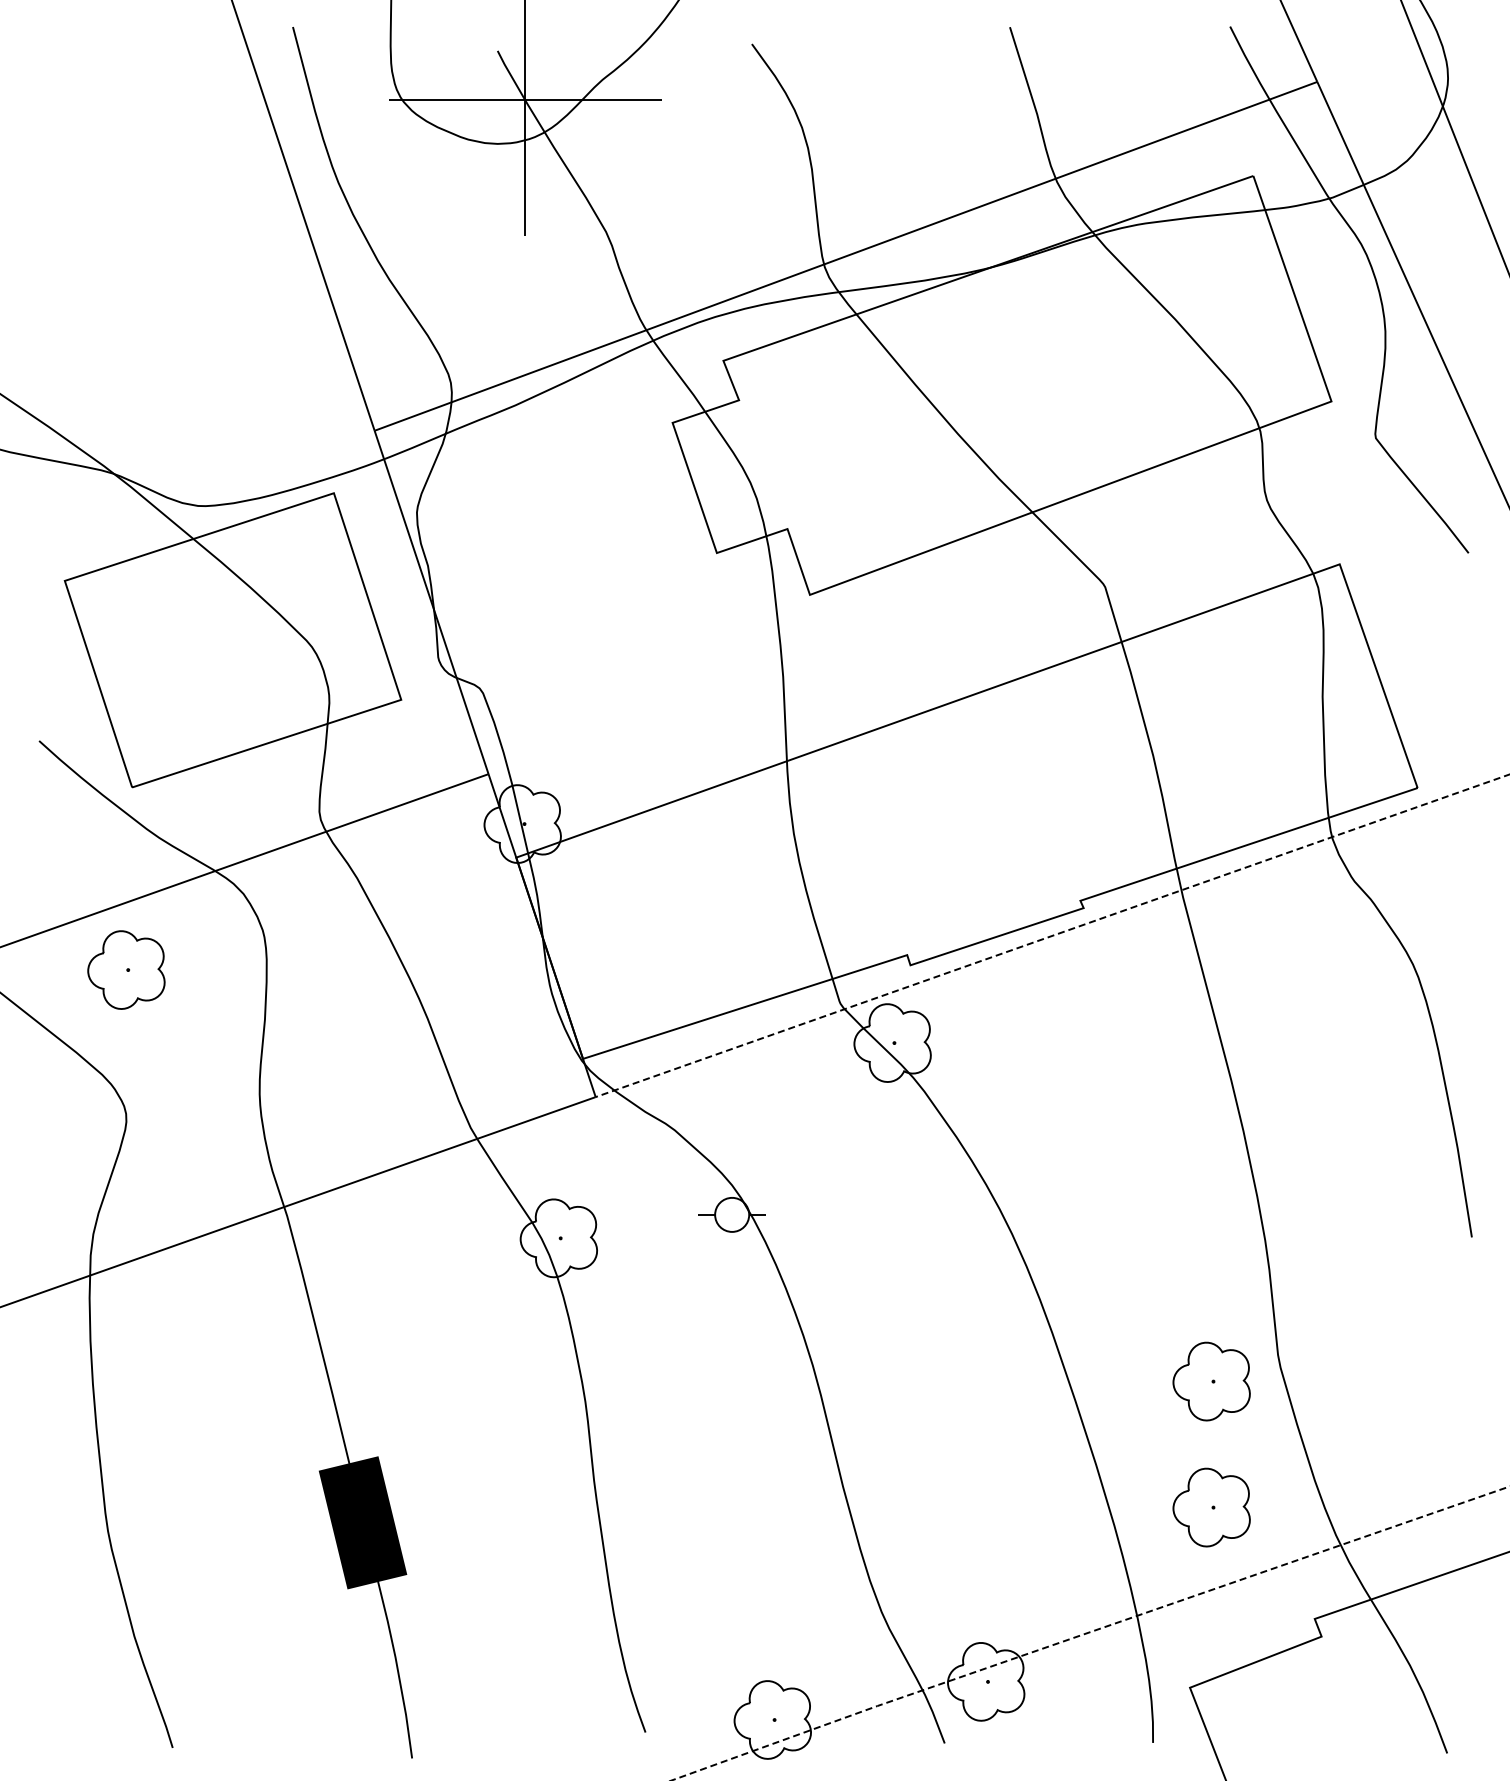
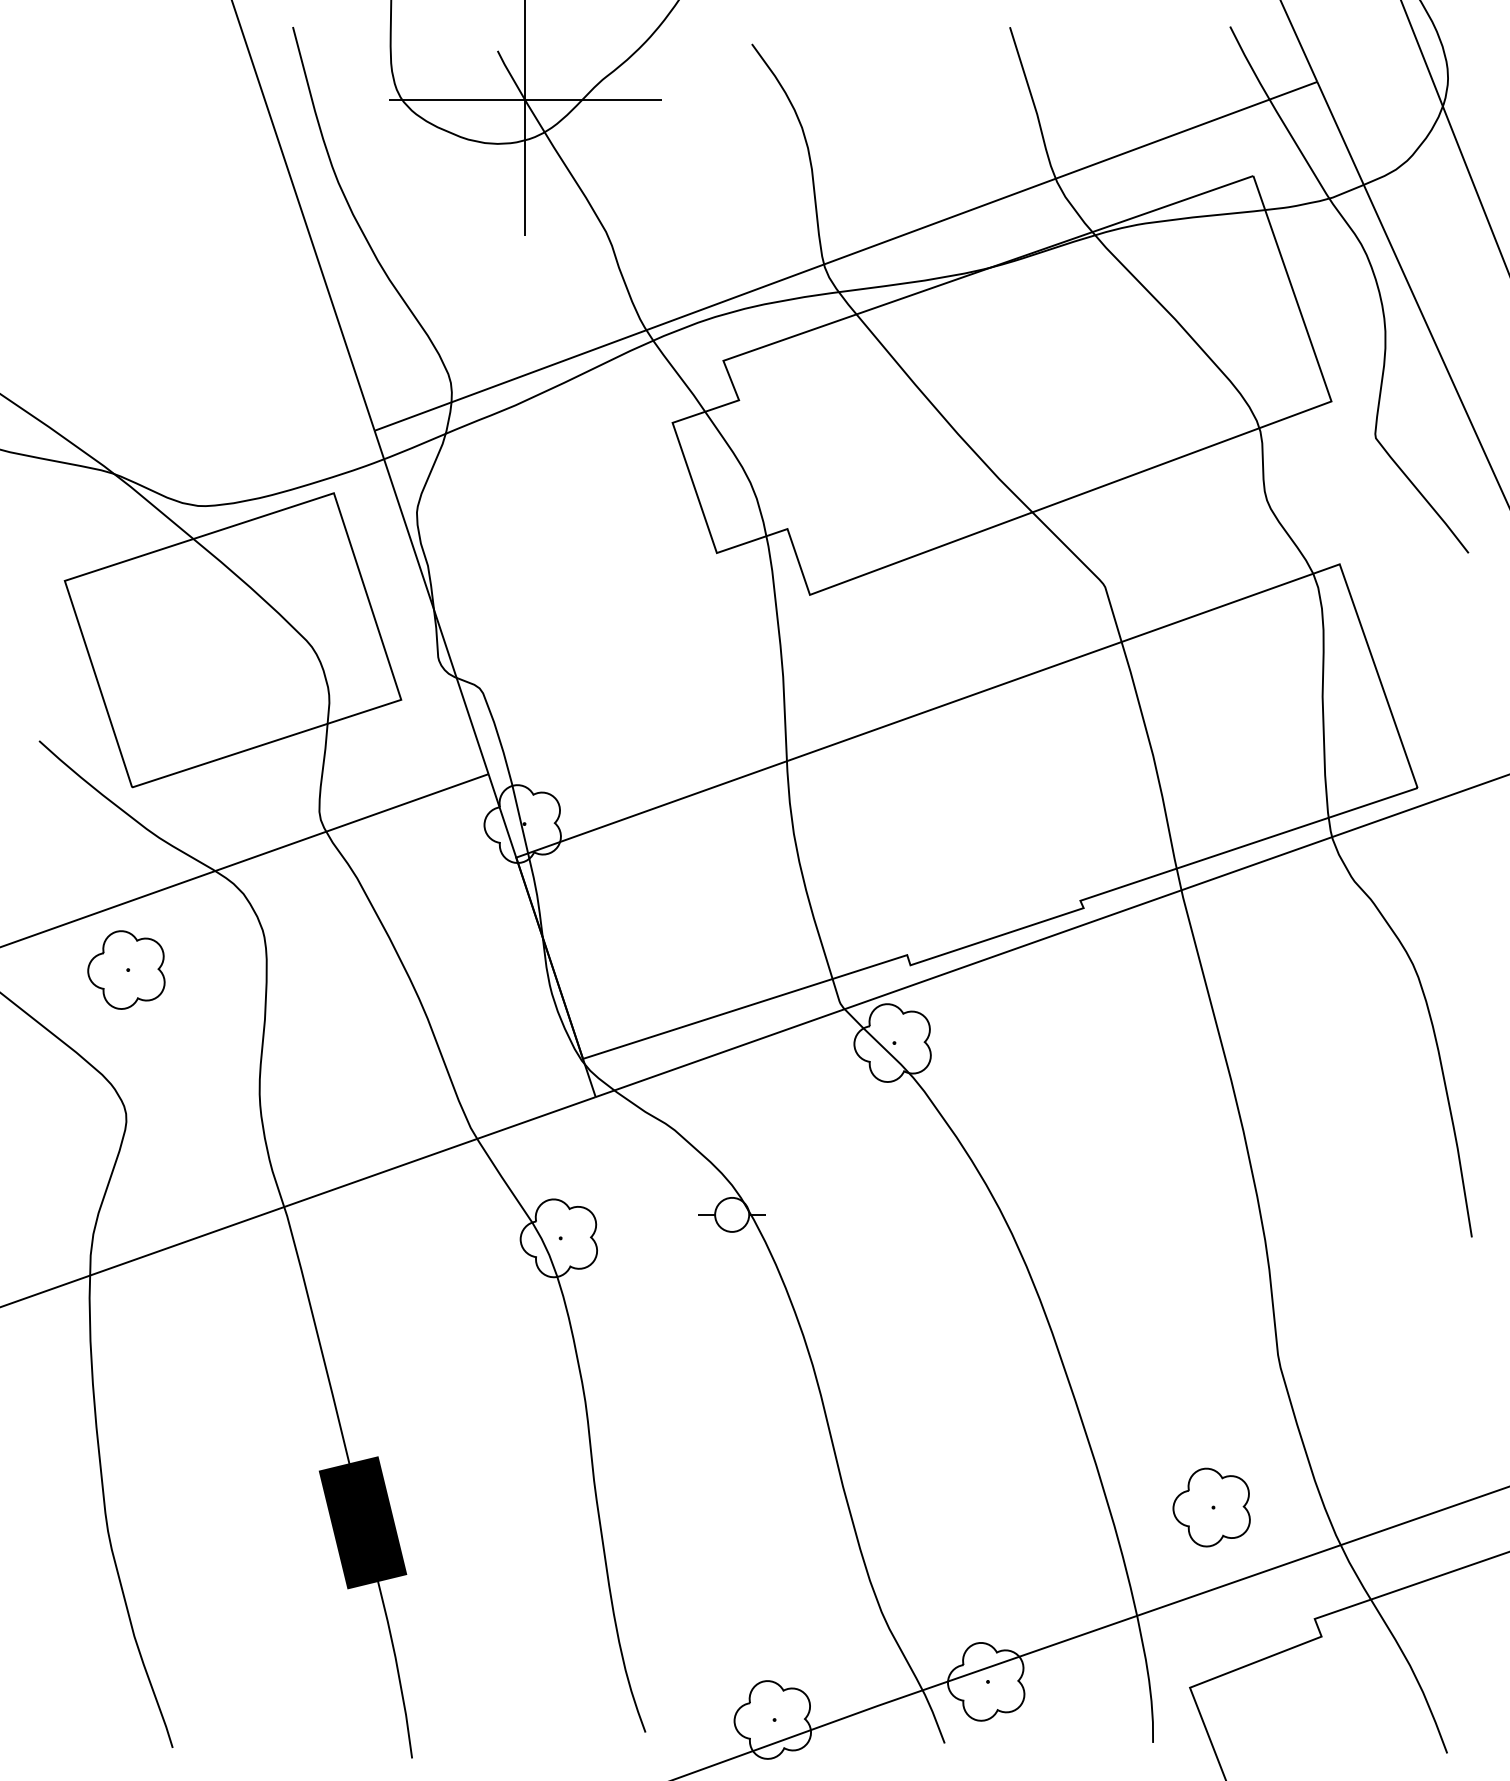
line: dashed -> solid (1052, 935)
part: present -> none (1211, 1381)
line: dashed -> solid (1088, 1632)
